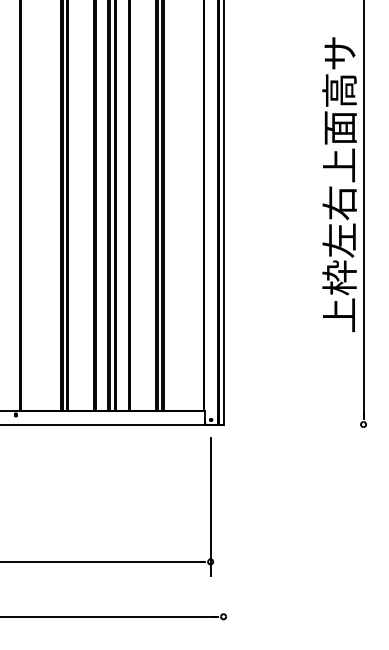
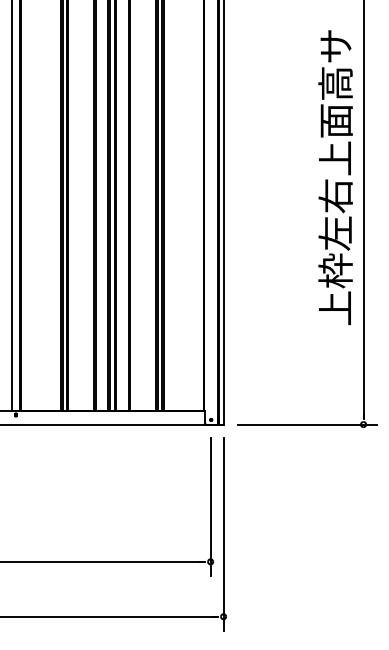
text position: (339, 184) -> (335, 177) (335, 177)
line: none -> present (11, 206)
line: none -> present (307, 424)
line: none -> present (223, 534)
